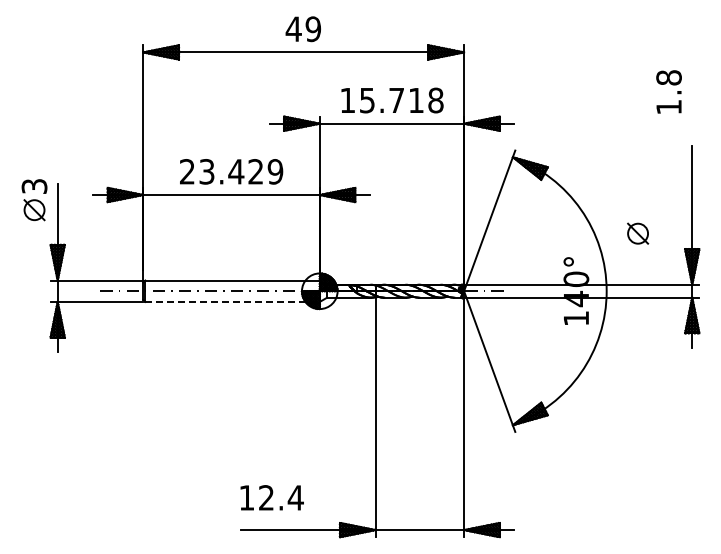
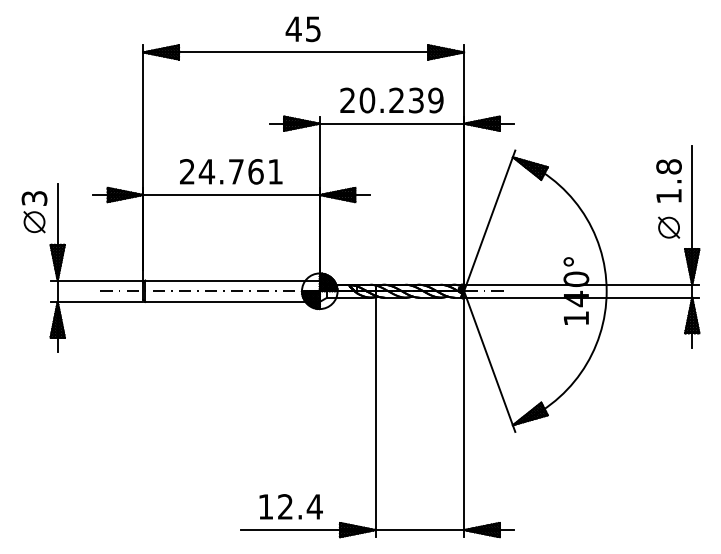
text: 49 -> 45 (313, 28)
text position: (668, 91) -> (668, 180) (668, 180)
text: 15.718 -> 20.239 (391, 100)
text: 23.429 -> 24.761 (240, 171)
part position: (34, 200) -> (34, 212) (34, 212)
part position: (638, 233) -> (669, 227) (669, 227)
line: dashed -> solid (233, 301)
text position: (271, 497) -> (290, 506) (290, 506)
